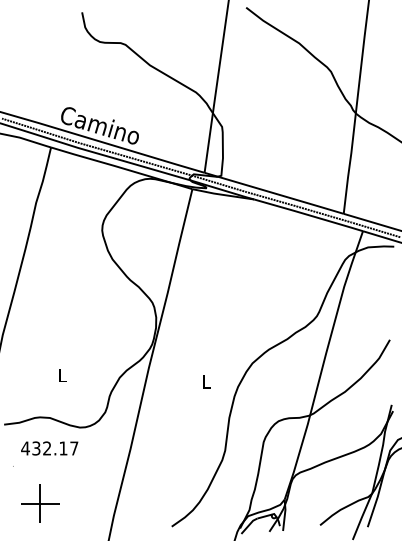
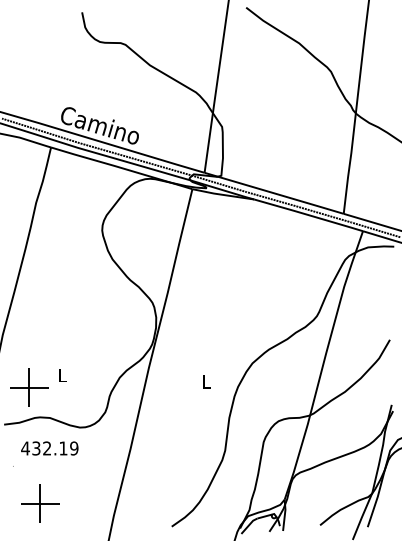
part: none -> present (29, 387)
text: 432.17 -> 432.19 (74, 448)
